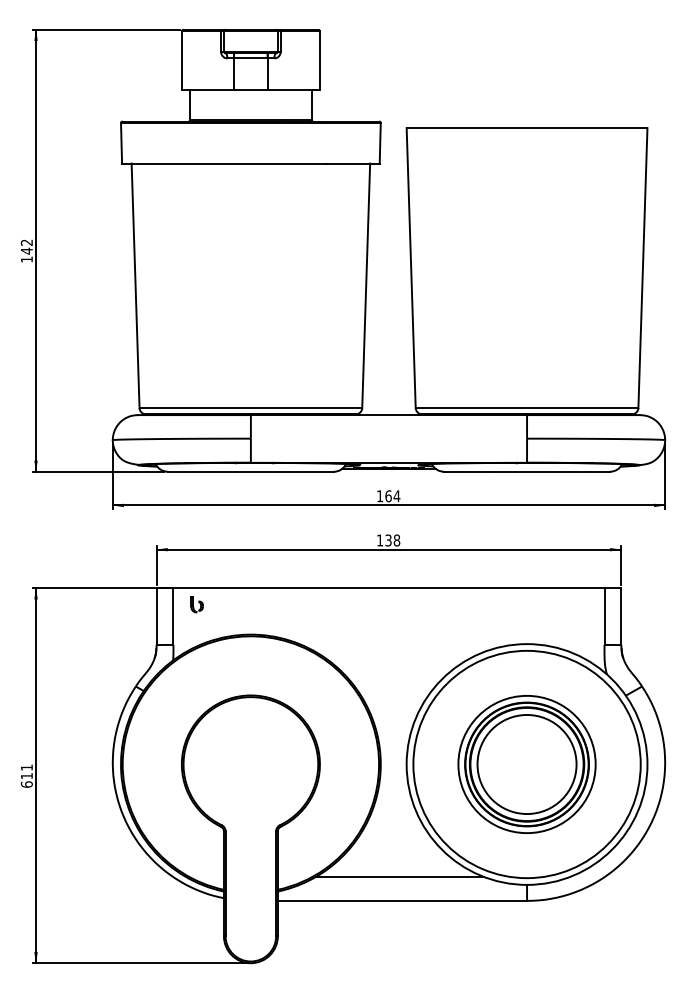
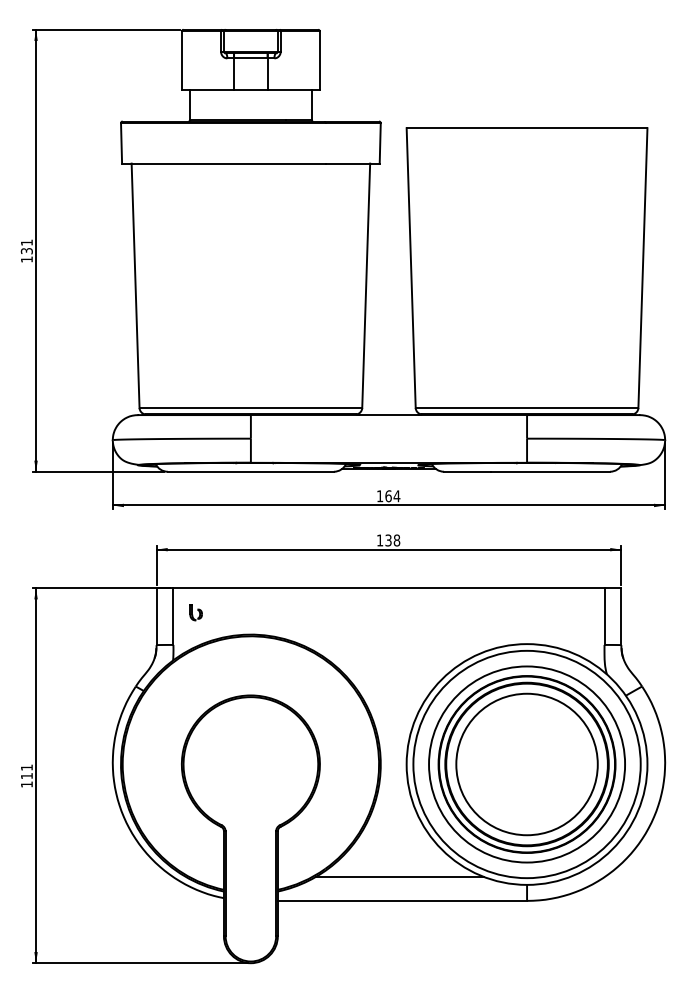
text: 142 -> 131 (26, 246)
part position: (196, 604) -> (195, 612) (195, 612)
part size: 140x139 px -> 198x199 px (526, 764)
text: 611 -> 111 (26, 784)
